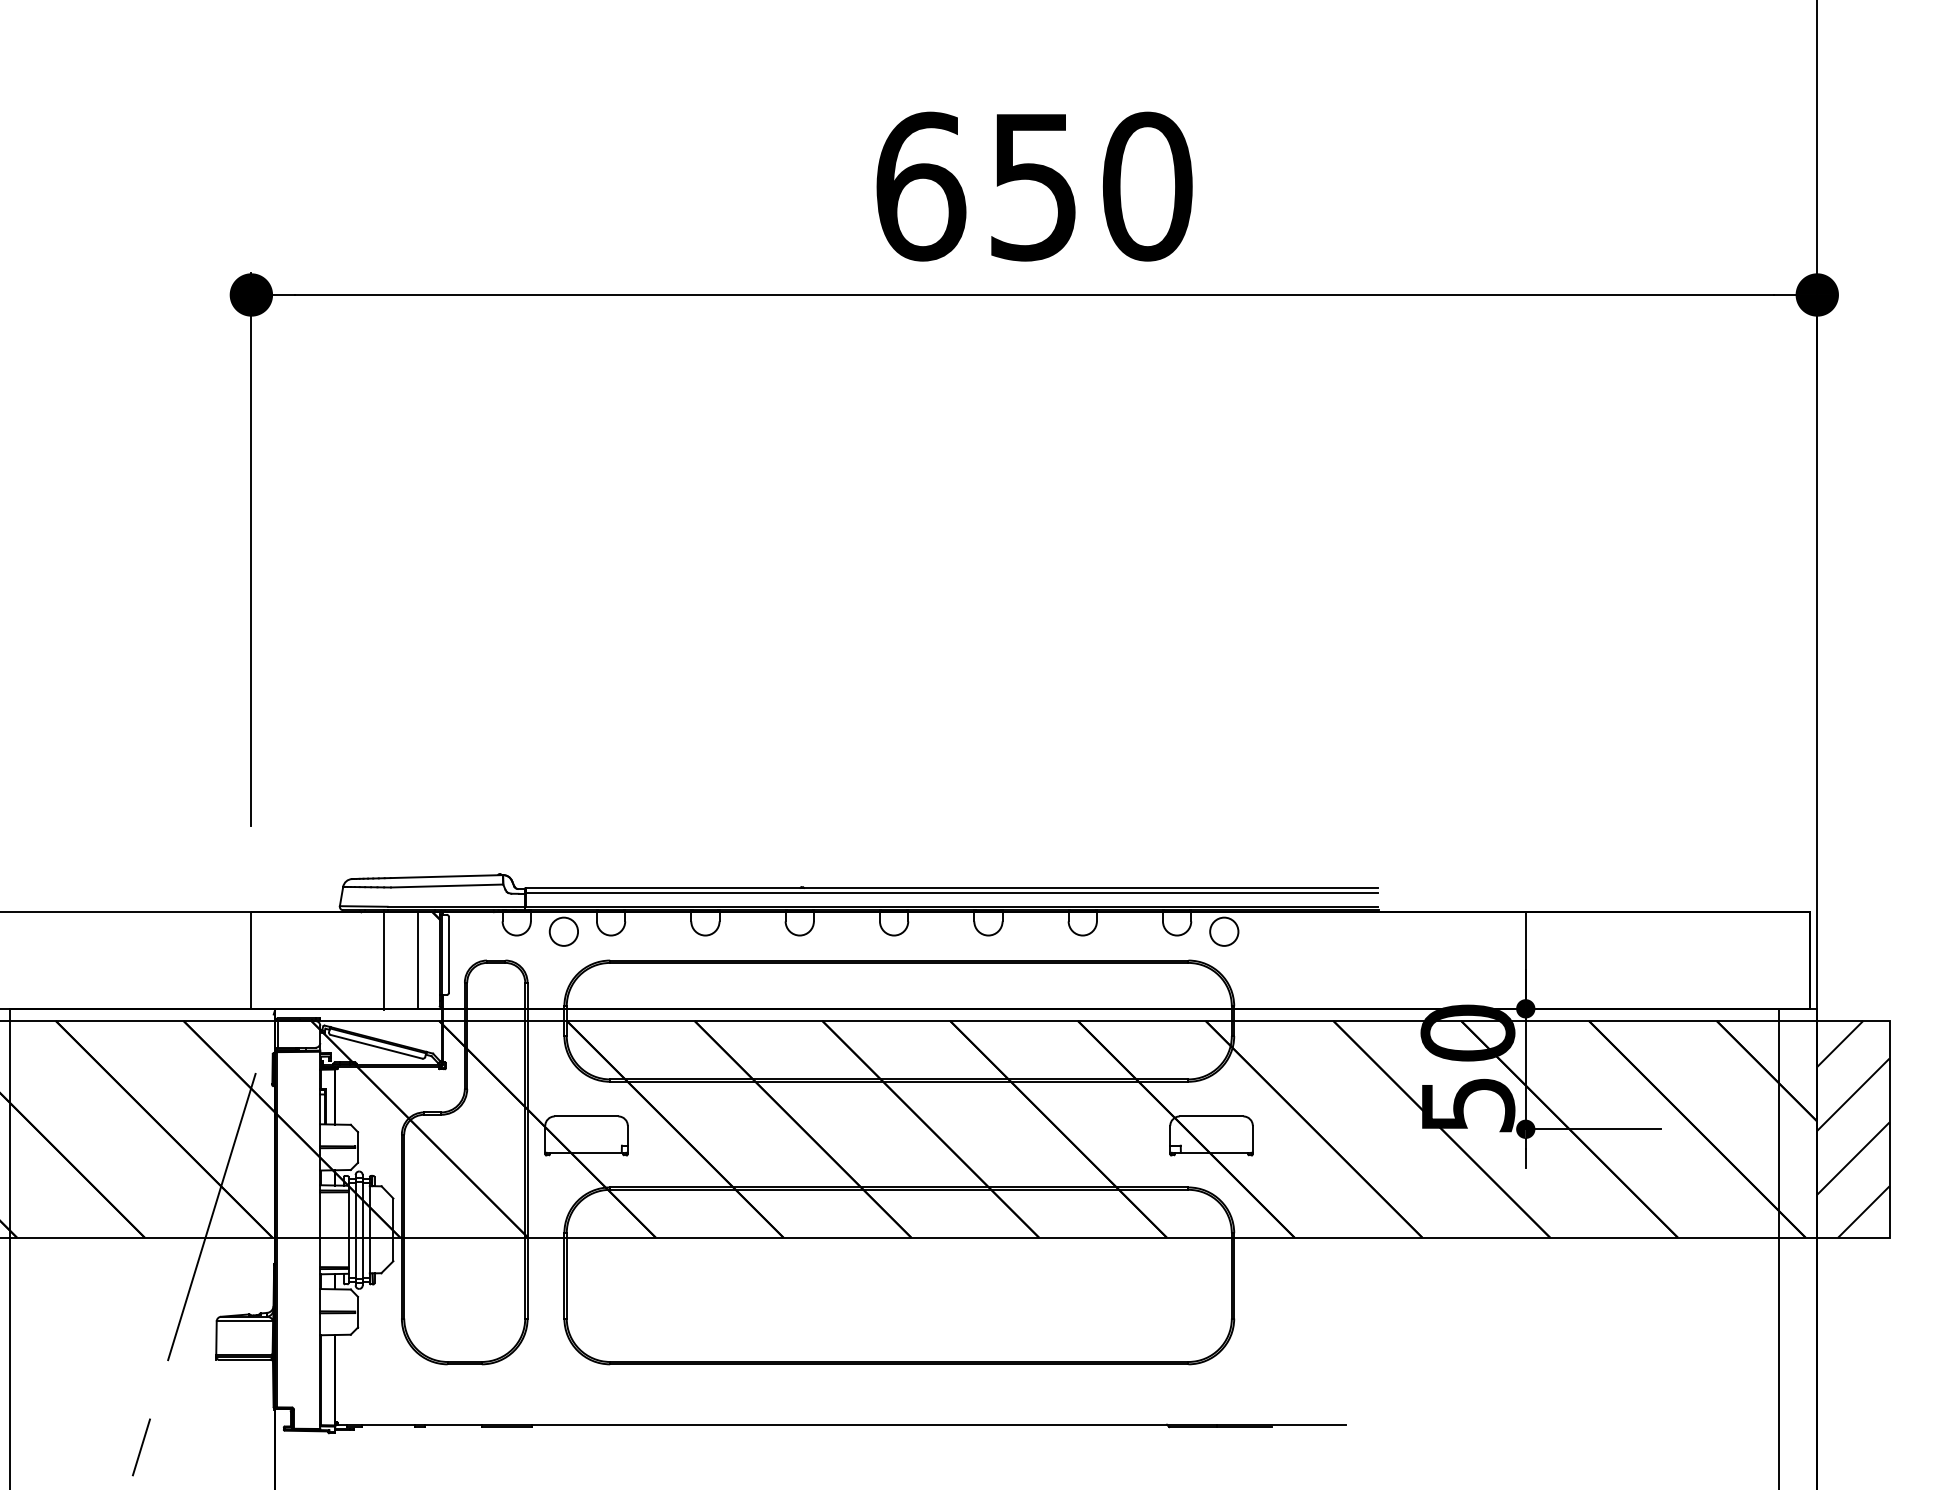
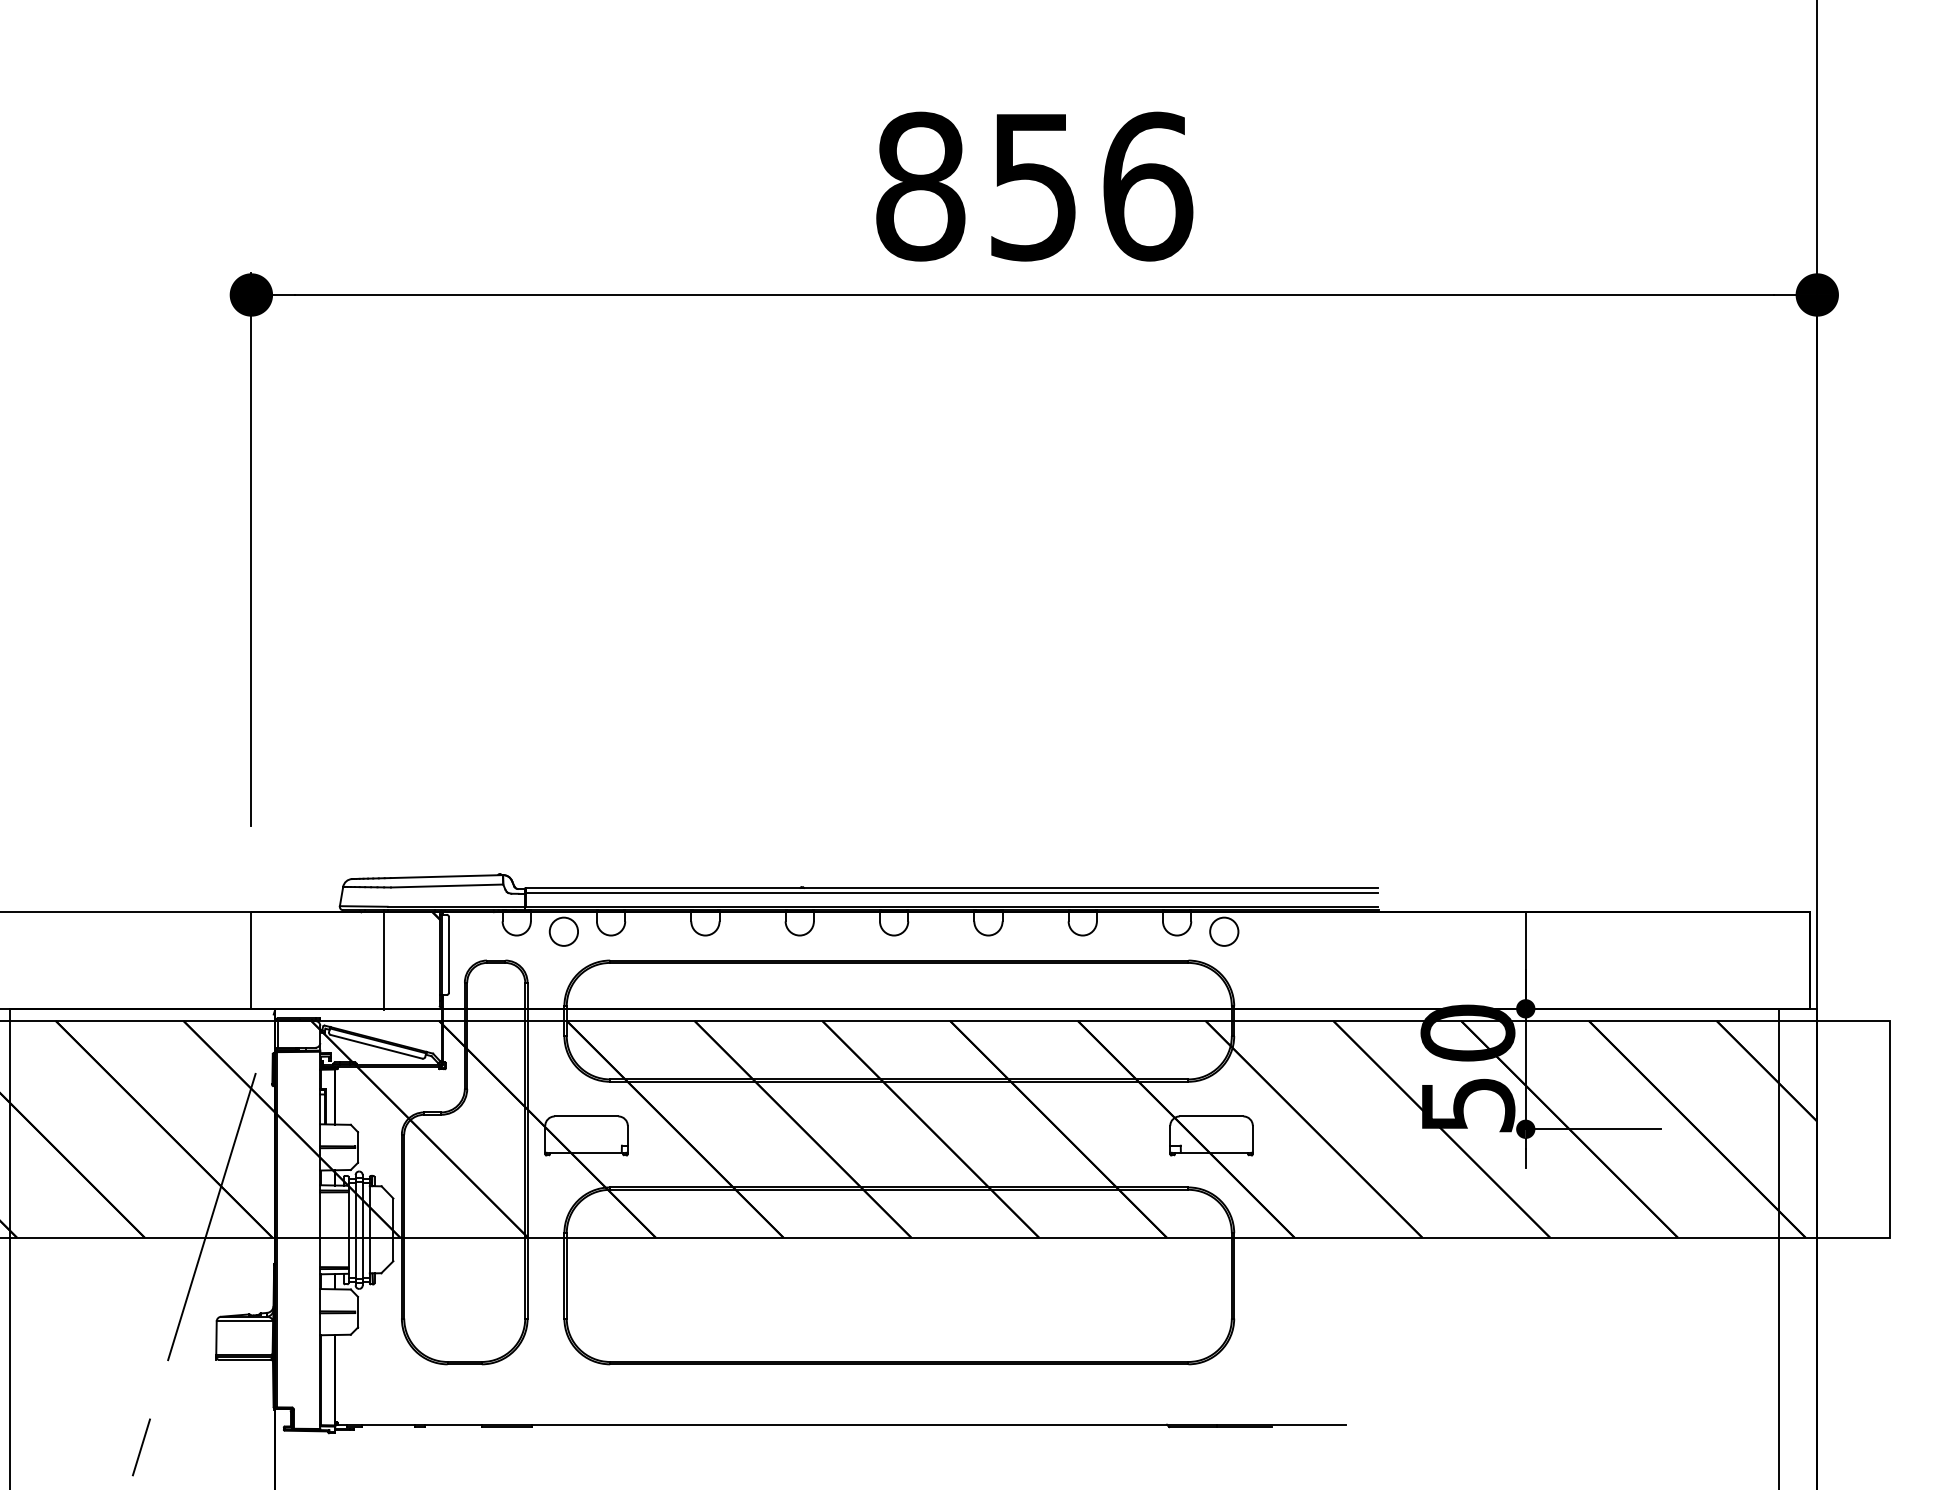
text: 650 -> 856 (1034, 186)
line: present -> none (417, 960)
hatch: present -> none (1853, 1128)
